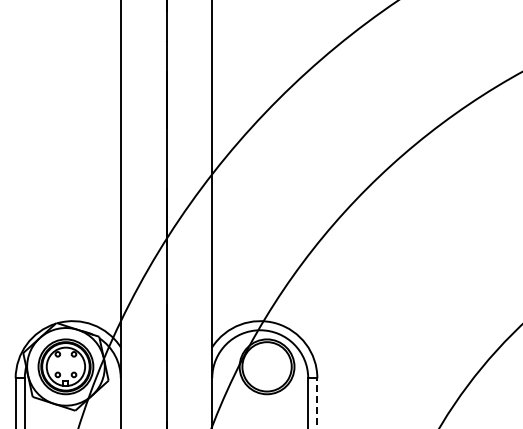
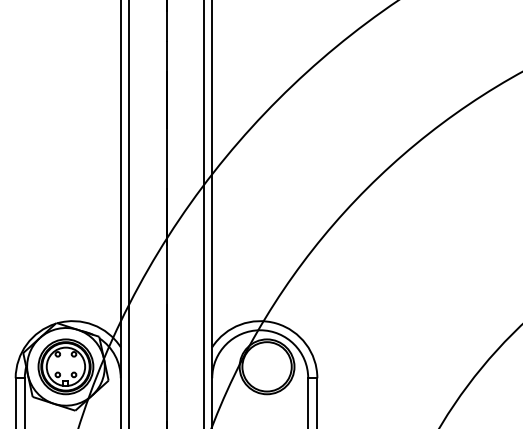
line: none -> present (129, 213)
line: none -> present (203, 213)
line: dashed -> solid (317, 403)
